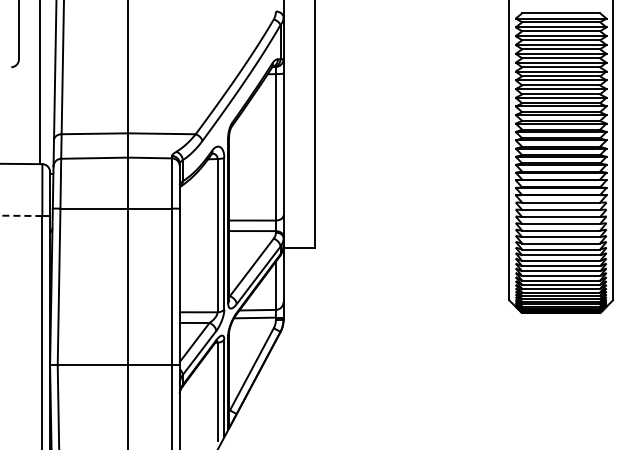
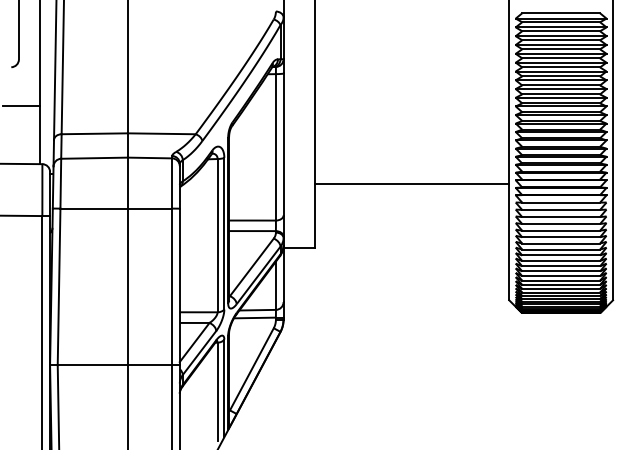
line: none -> present (21, 105)
line: none -> present (411, 183)
line: dashed -> solid (21, 215)
